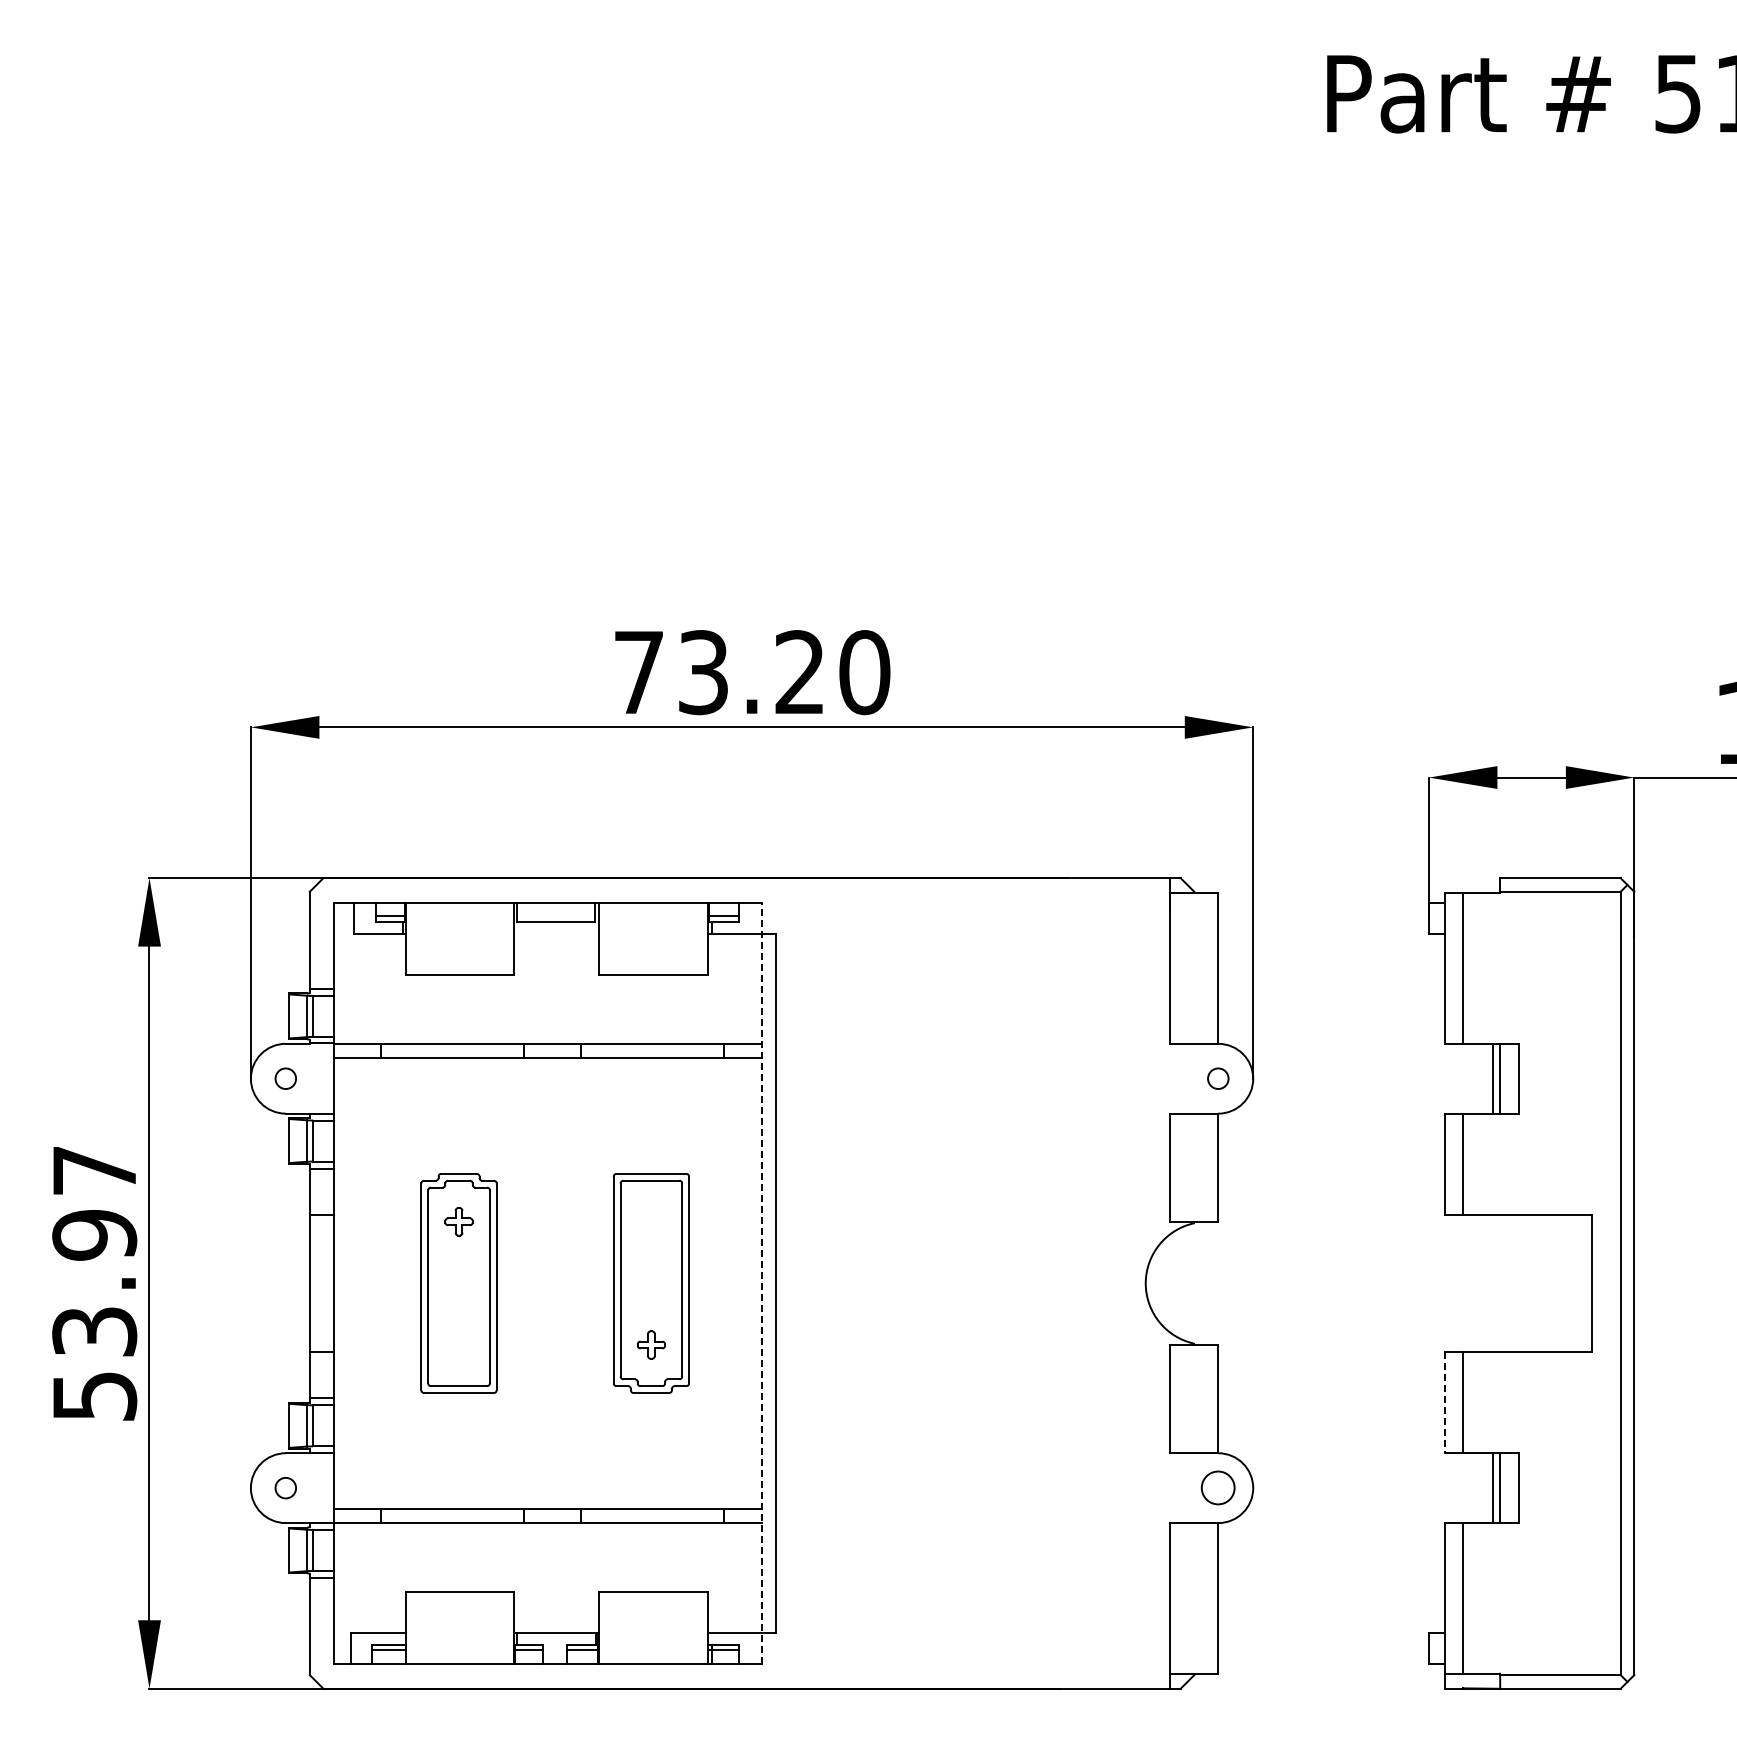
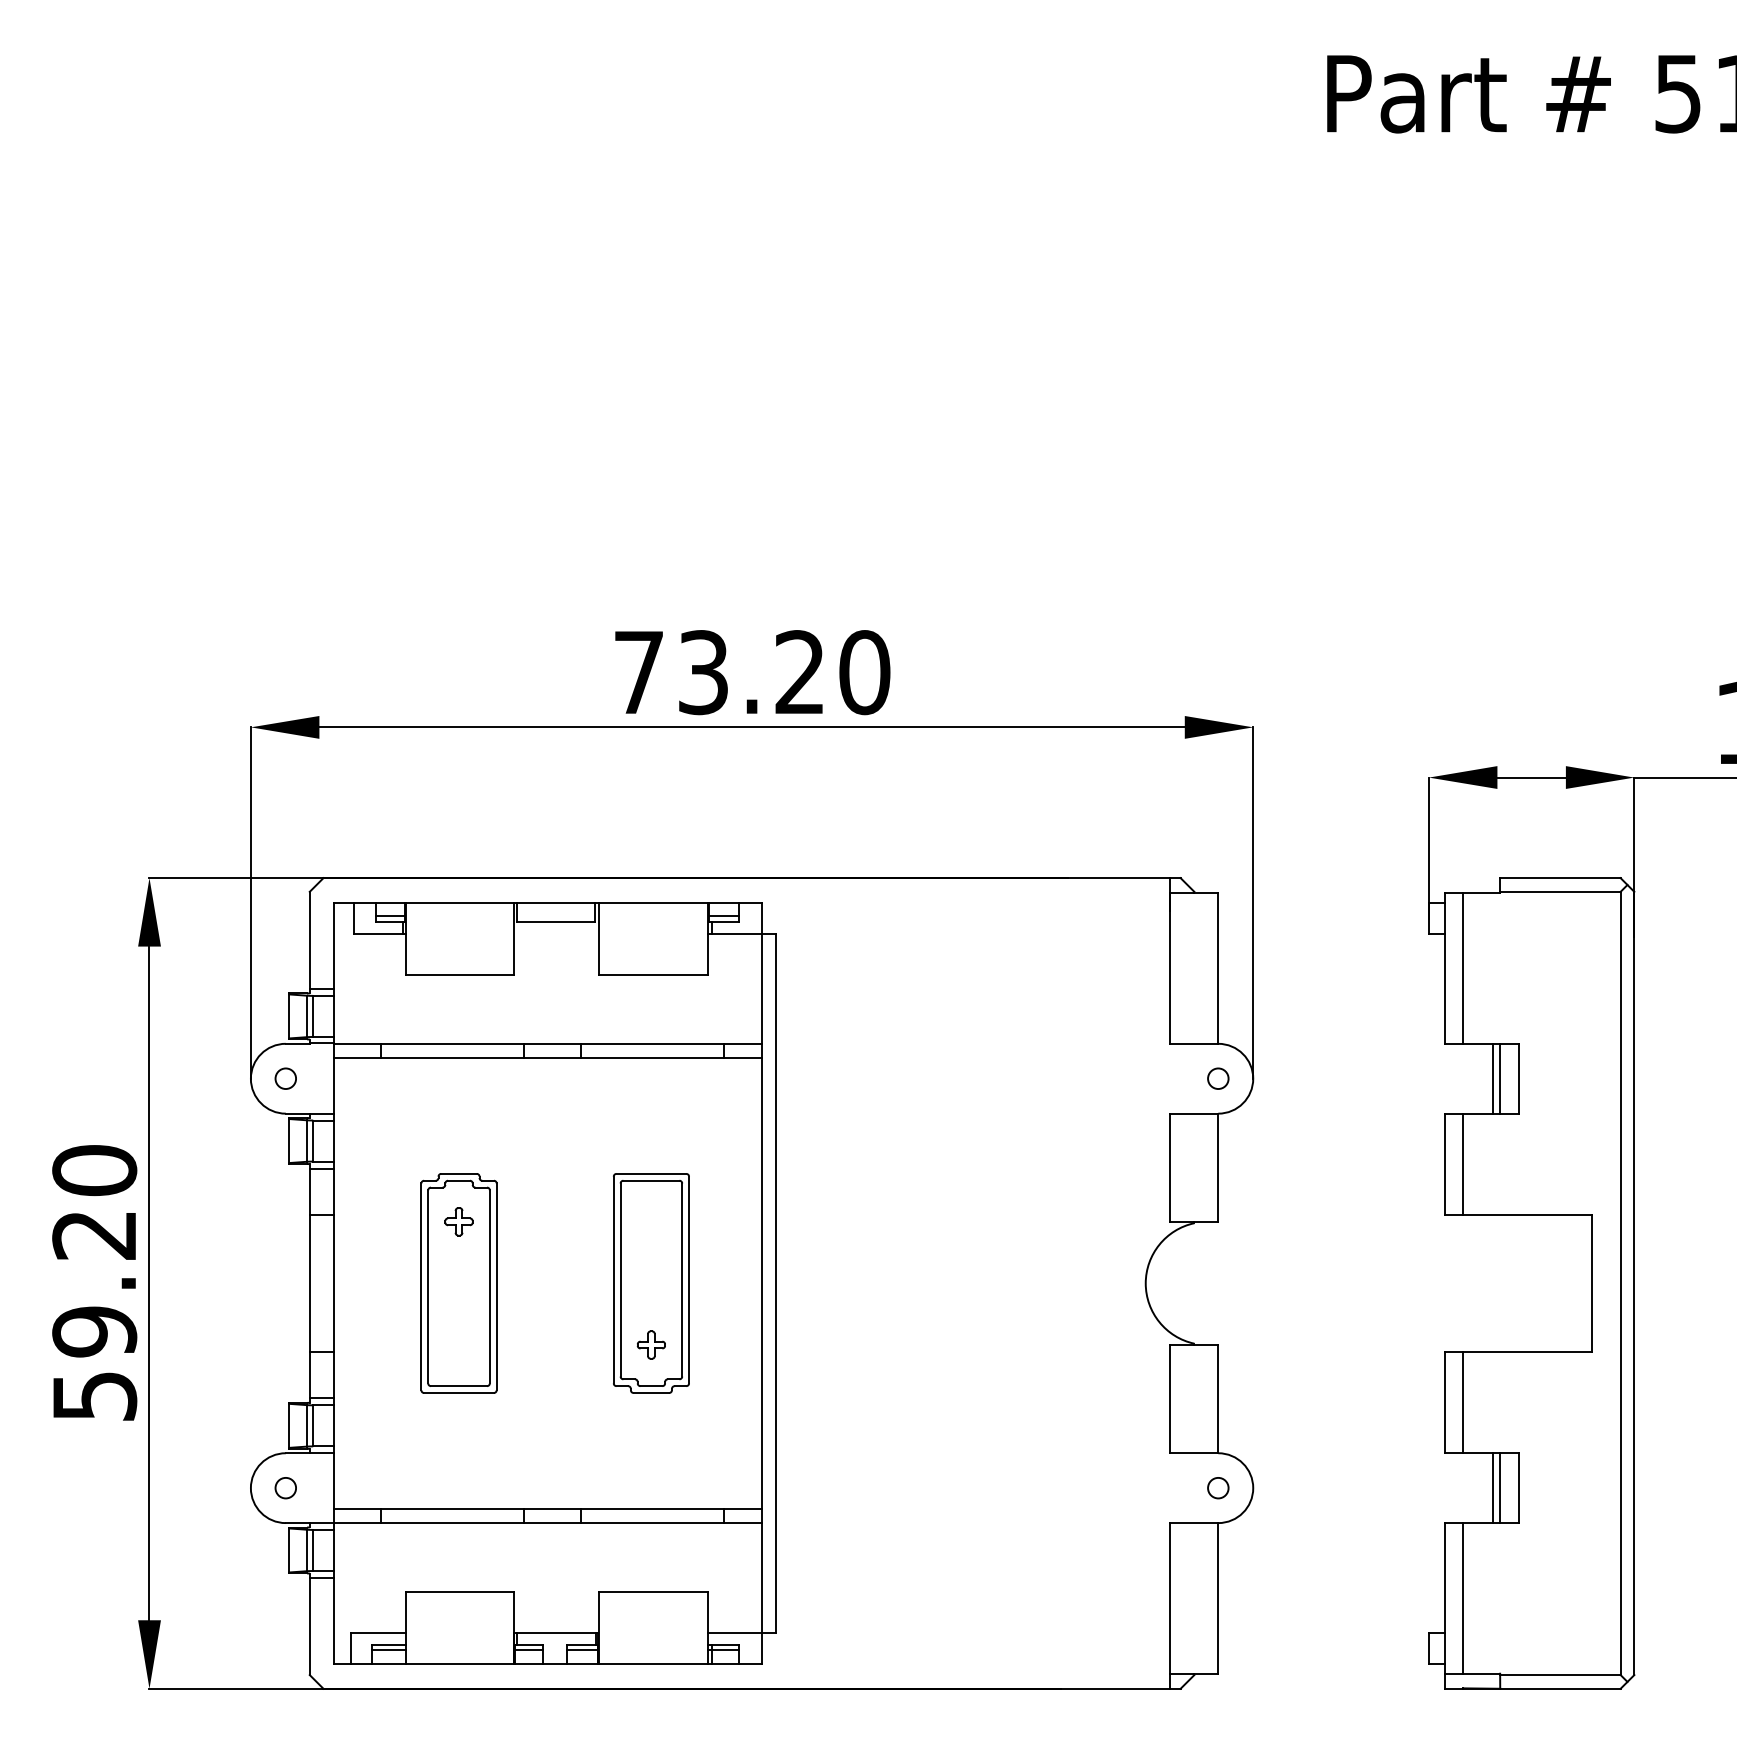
text: 53.97 -> 59.20 (94, 1251)
line: dashed -> solid (762, 1283)
line: dashed -> solid (1445, 1402)
circle size: 36x36 px -> 23x23 px (1218, 1488)
